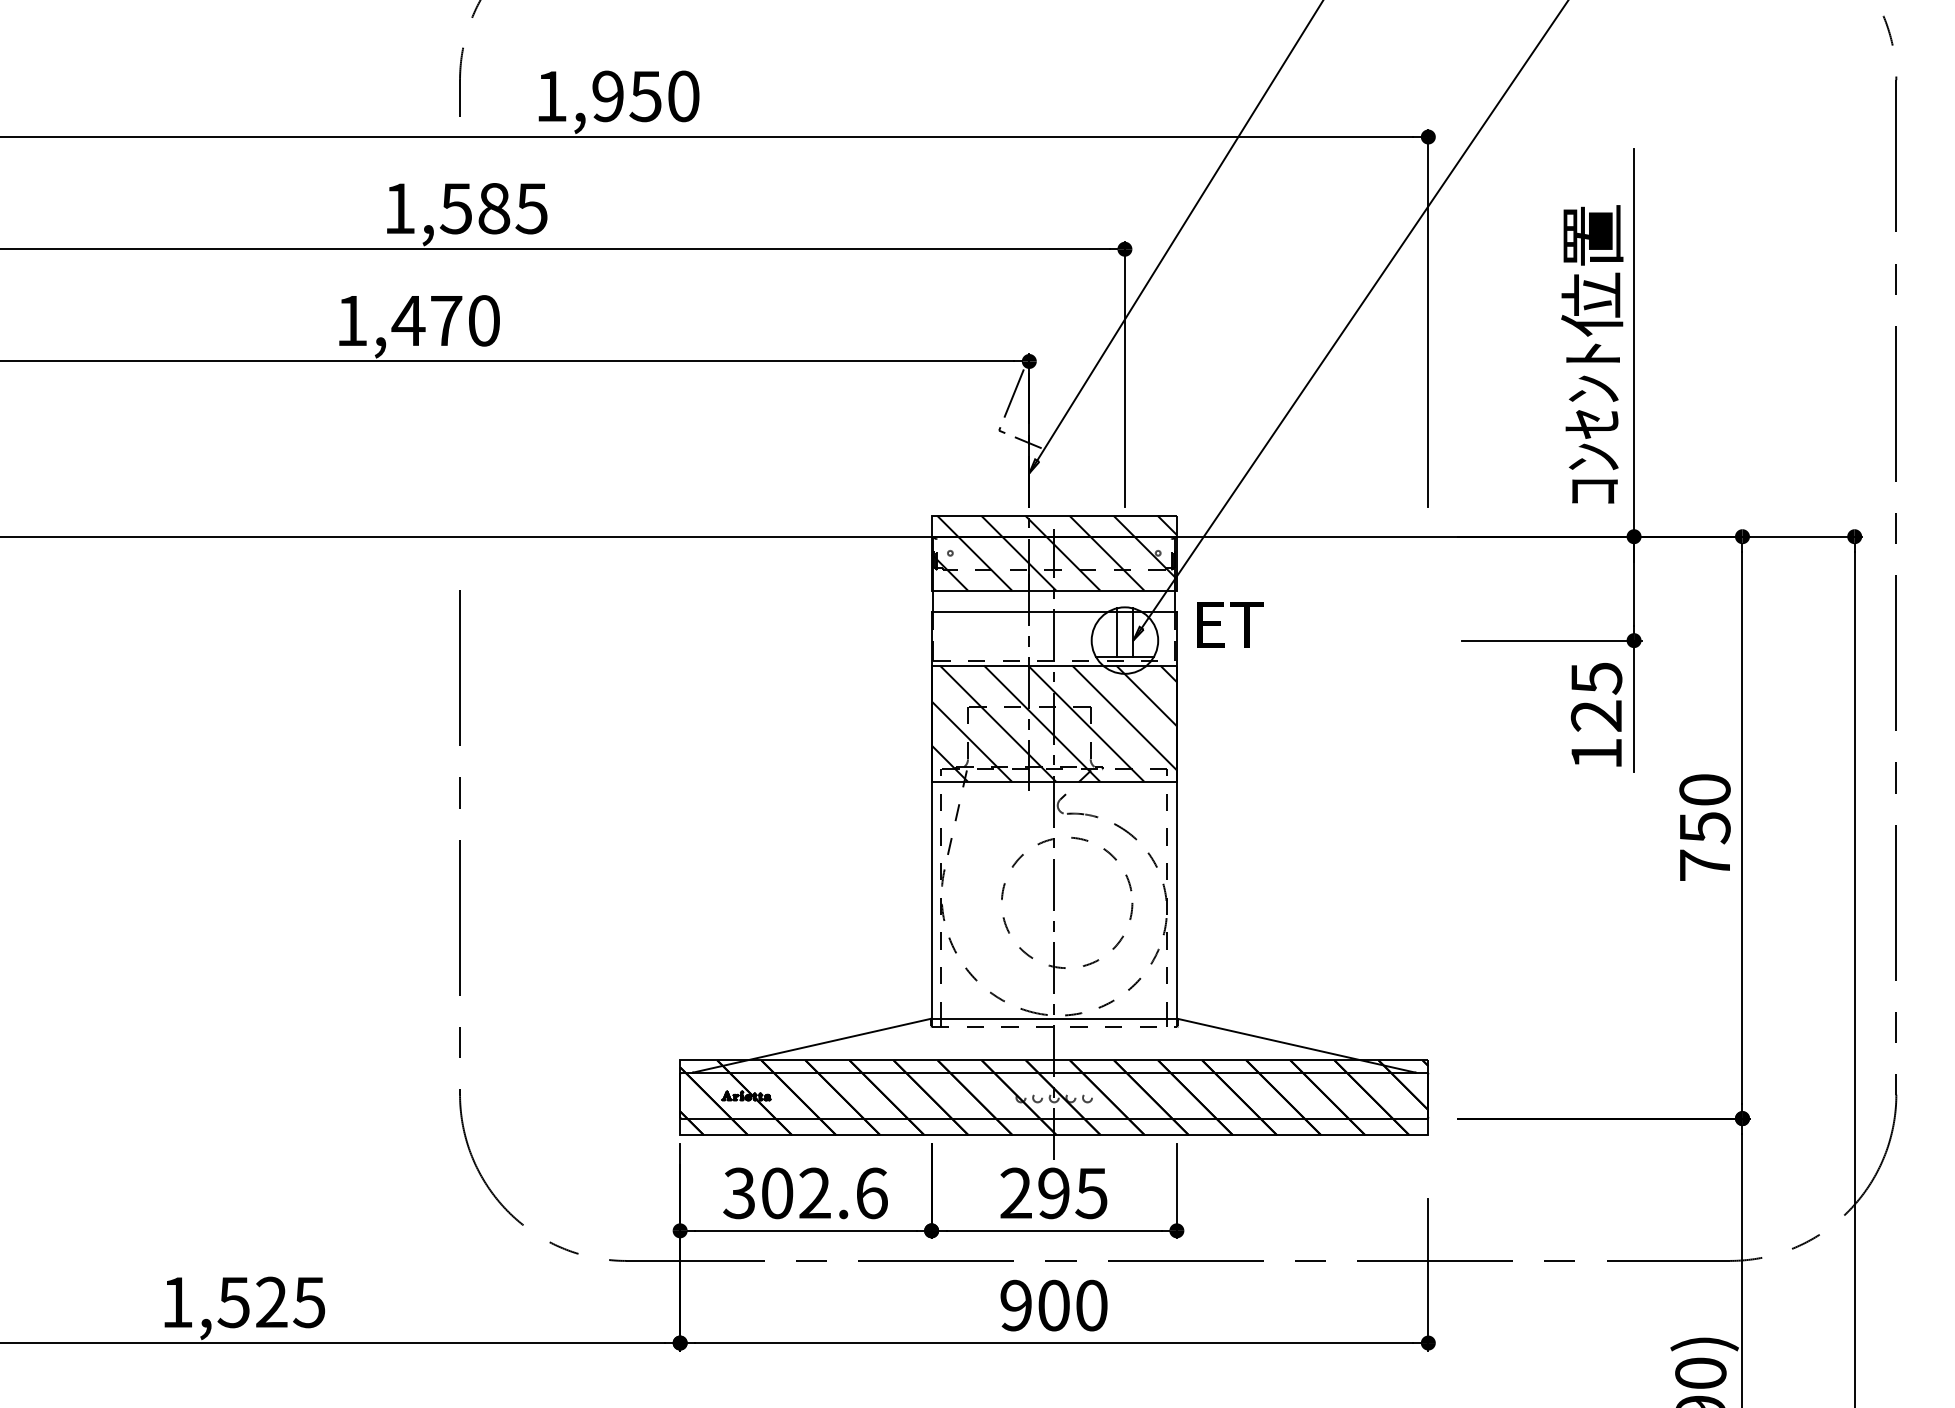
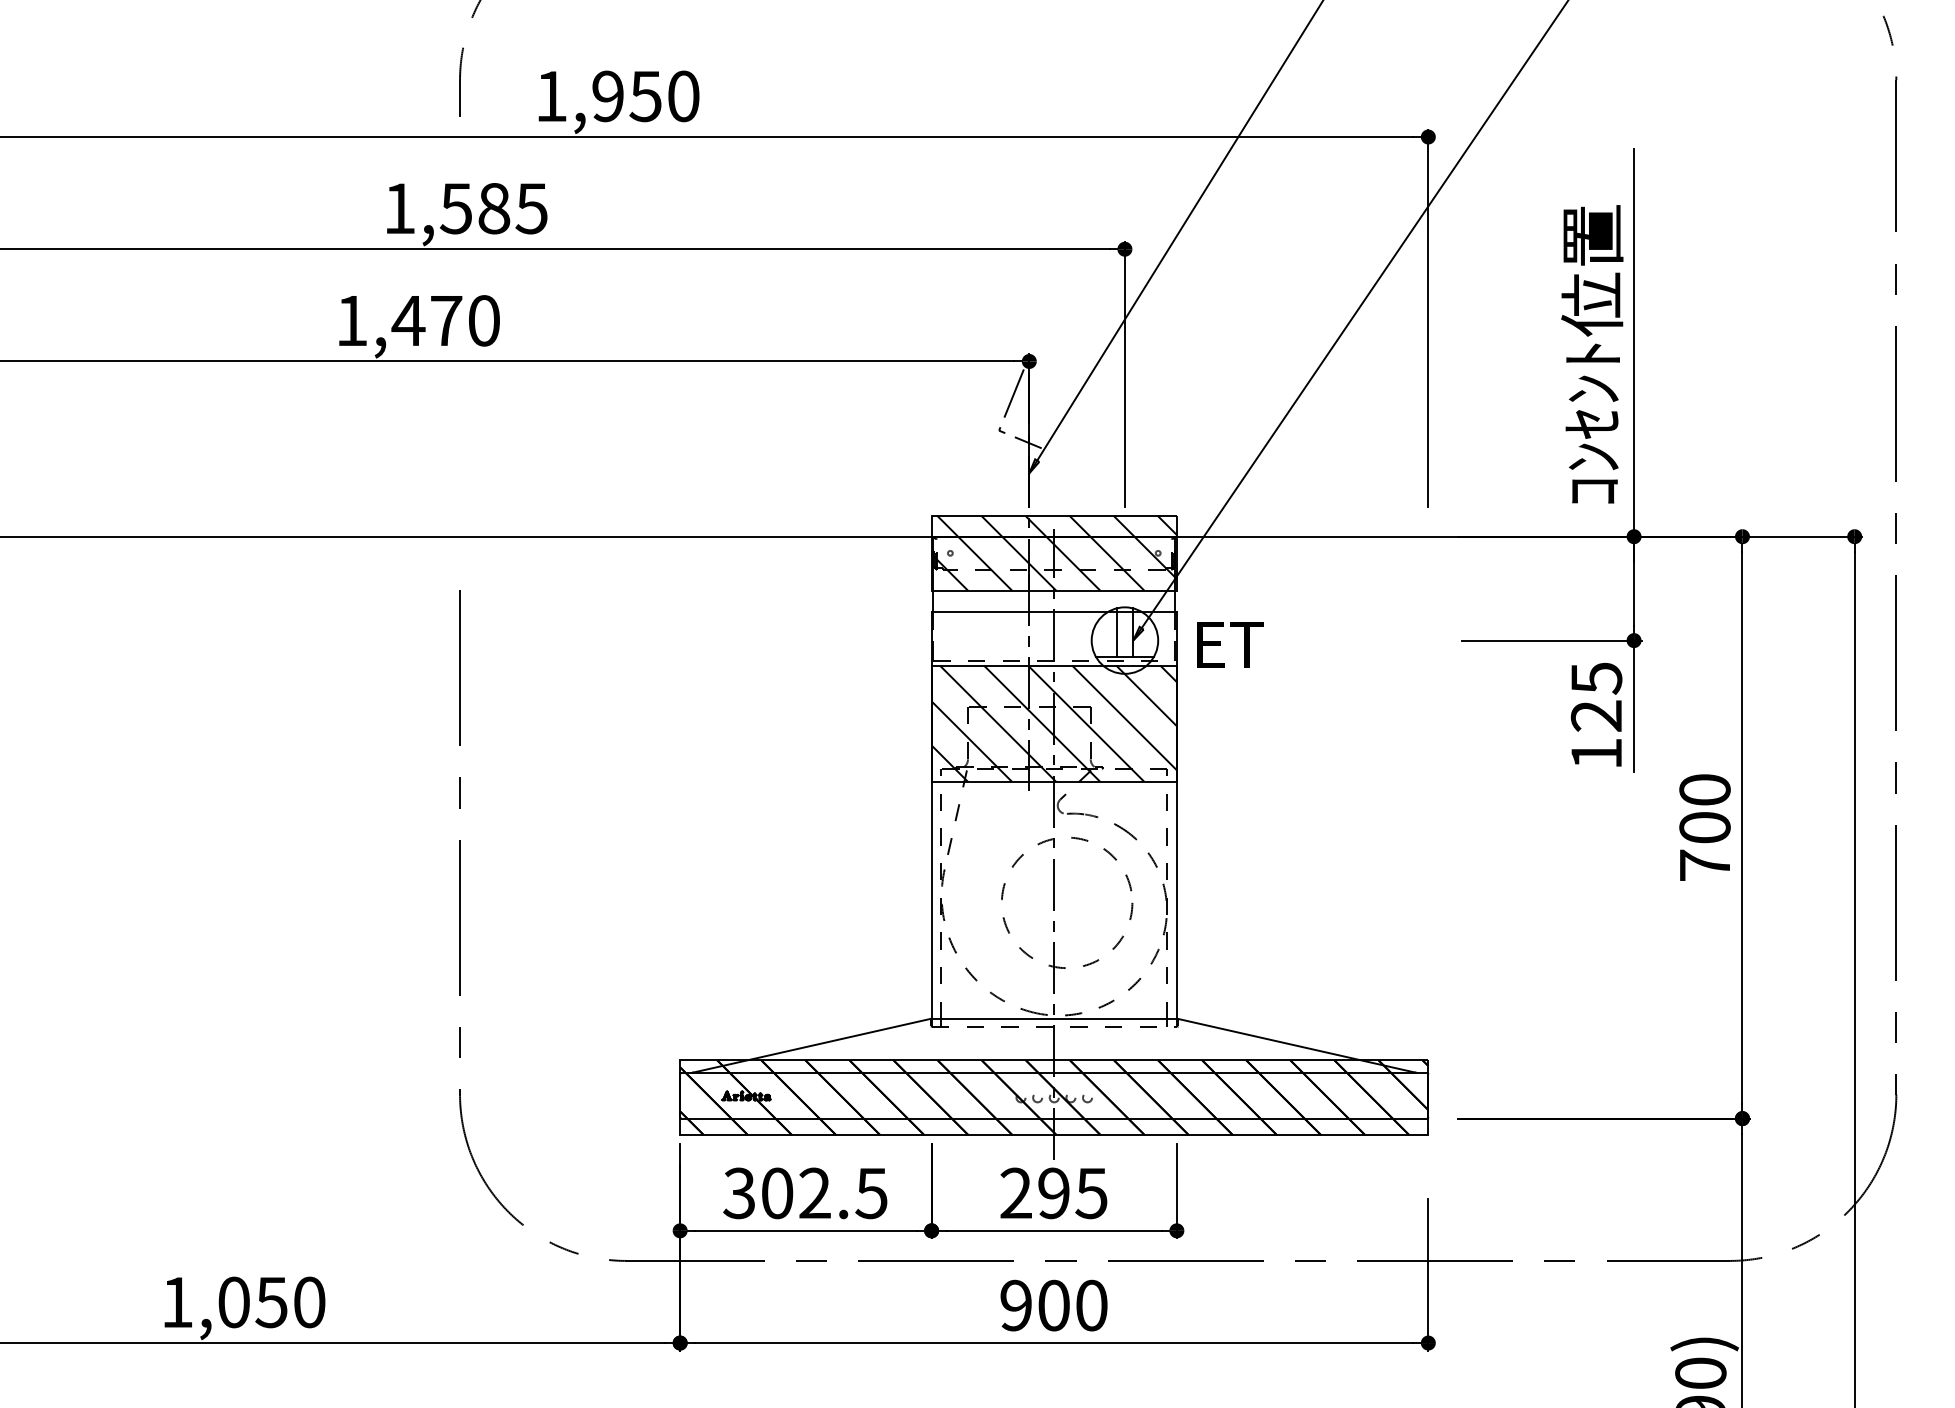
text position: (1230, 624) -> (1230, 644) (1230, 644)
text: 750 -> 700 (1704, 828)
text: 302.6 -> 302.5 (871, 1193)
text: 1,525 -> 1,050 (271, 1302)
